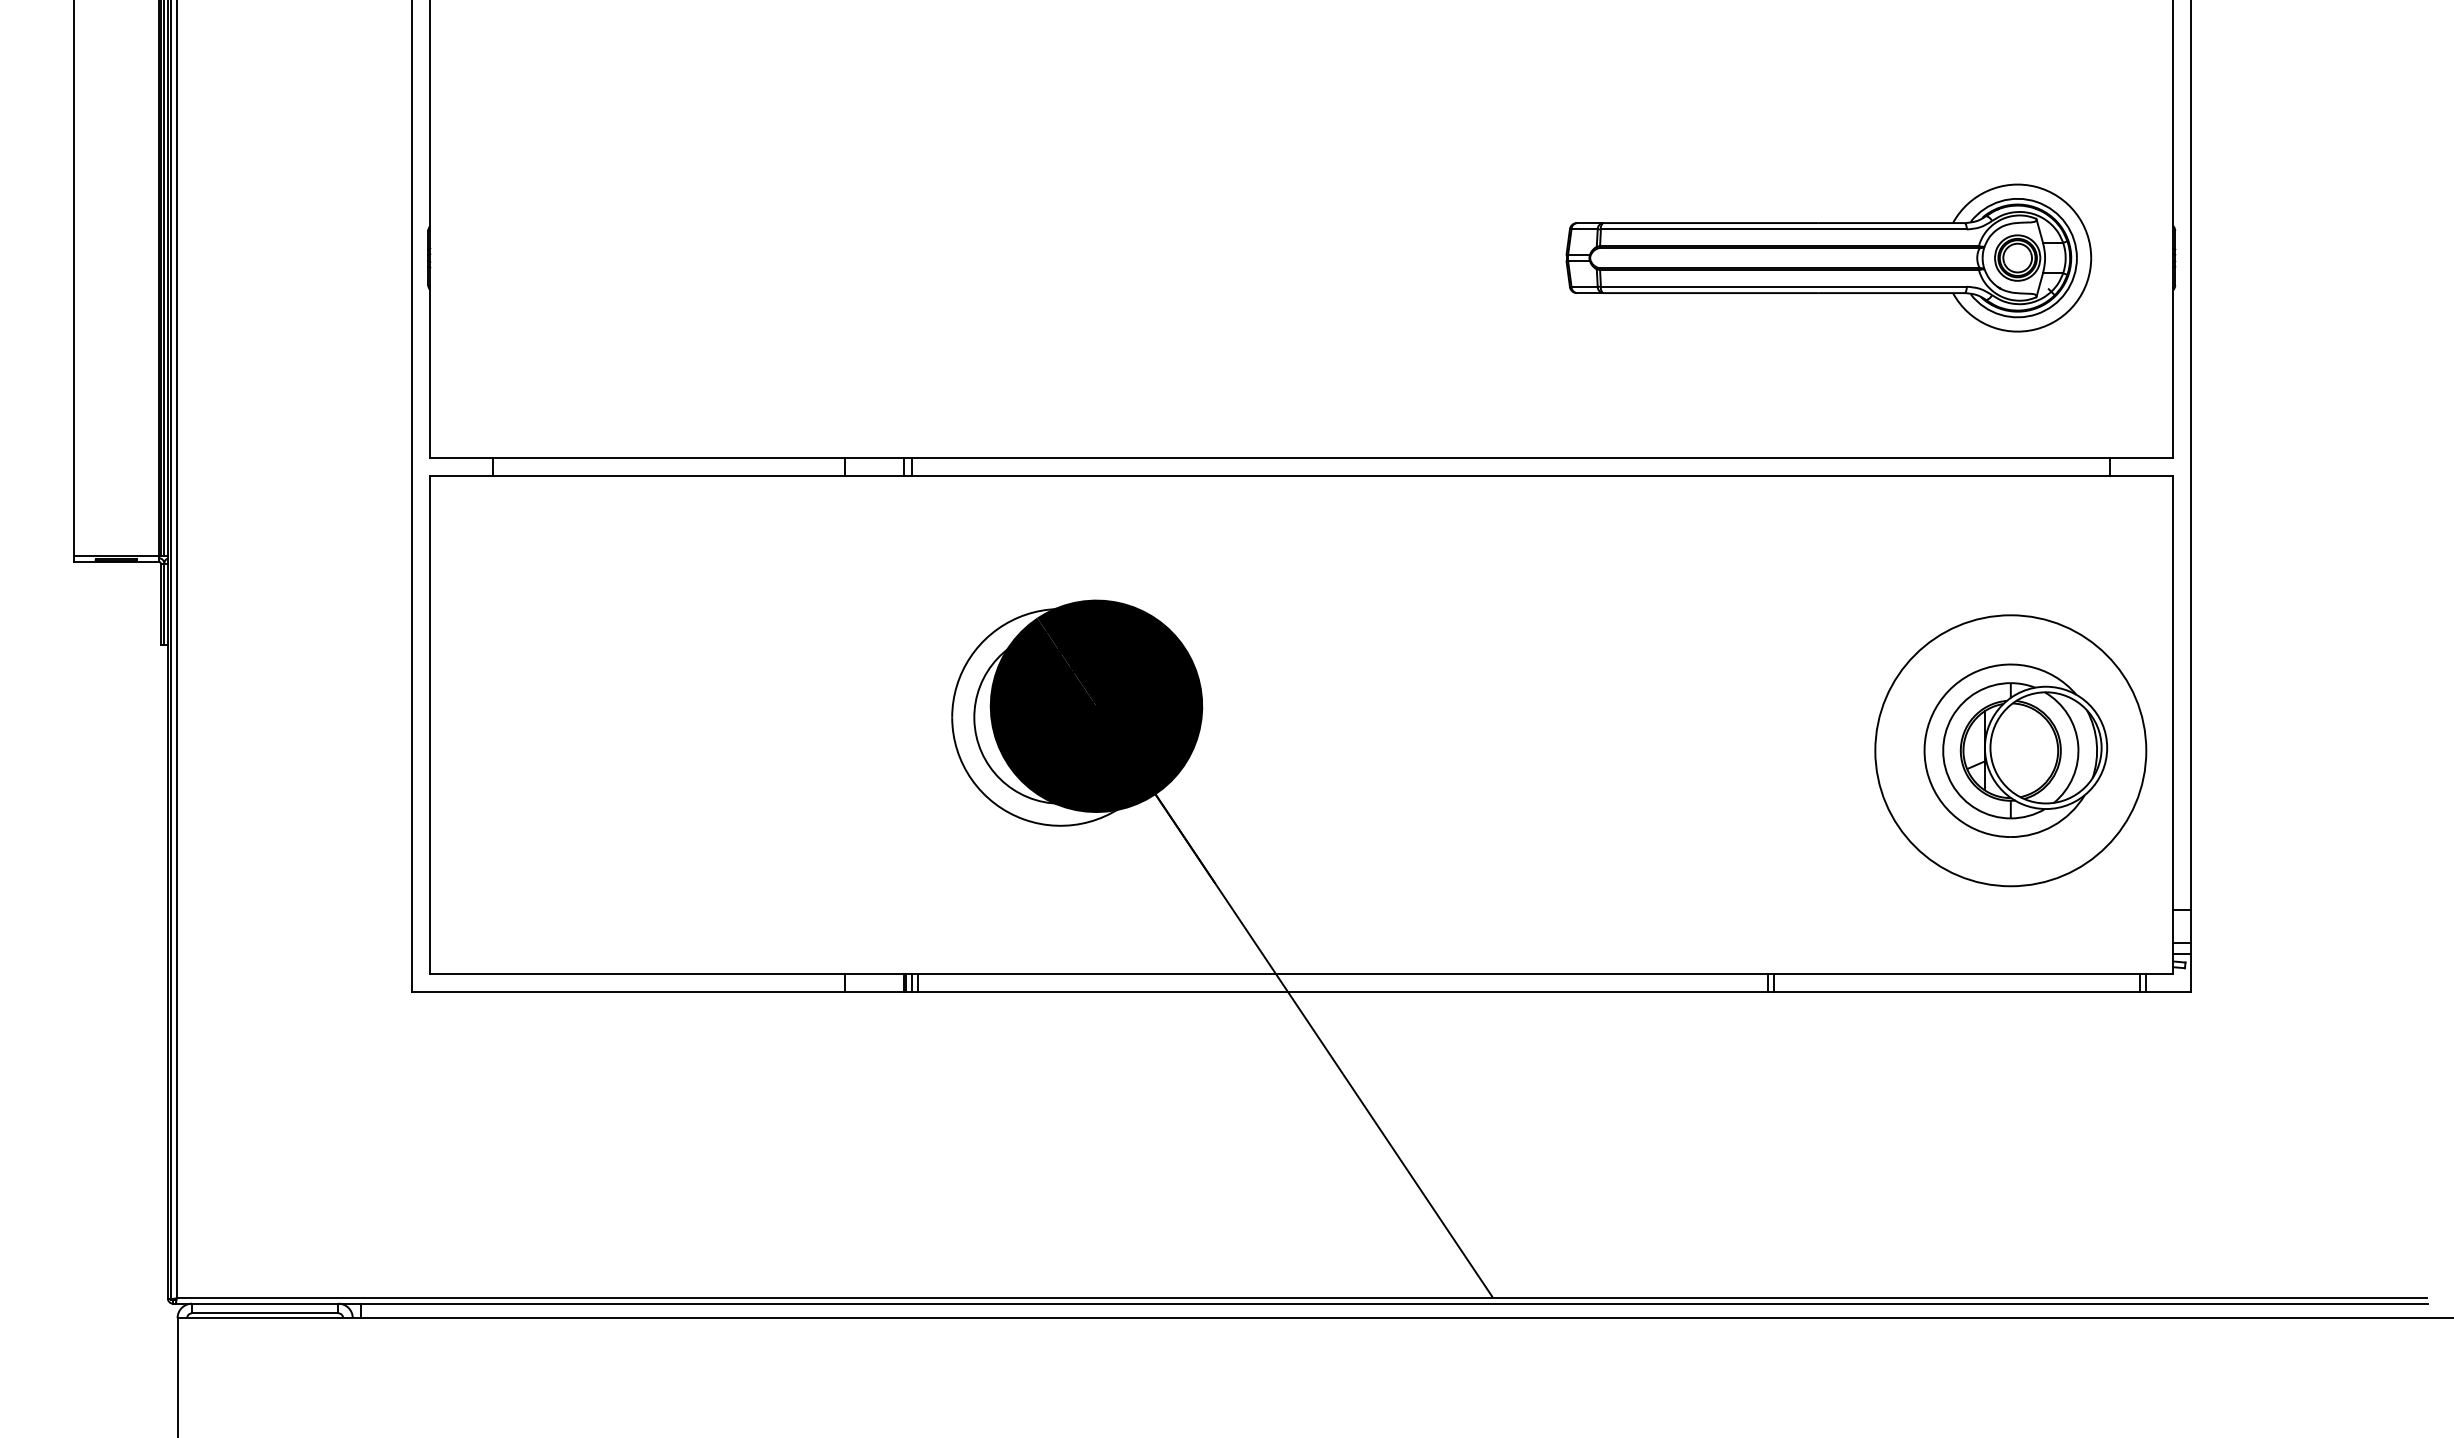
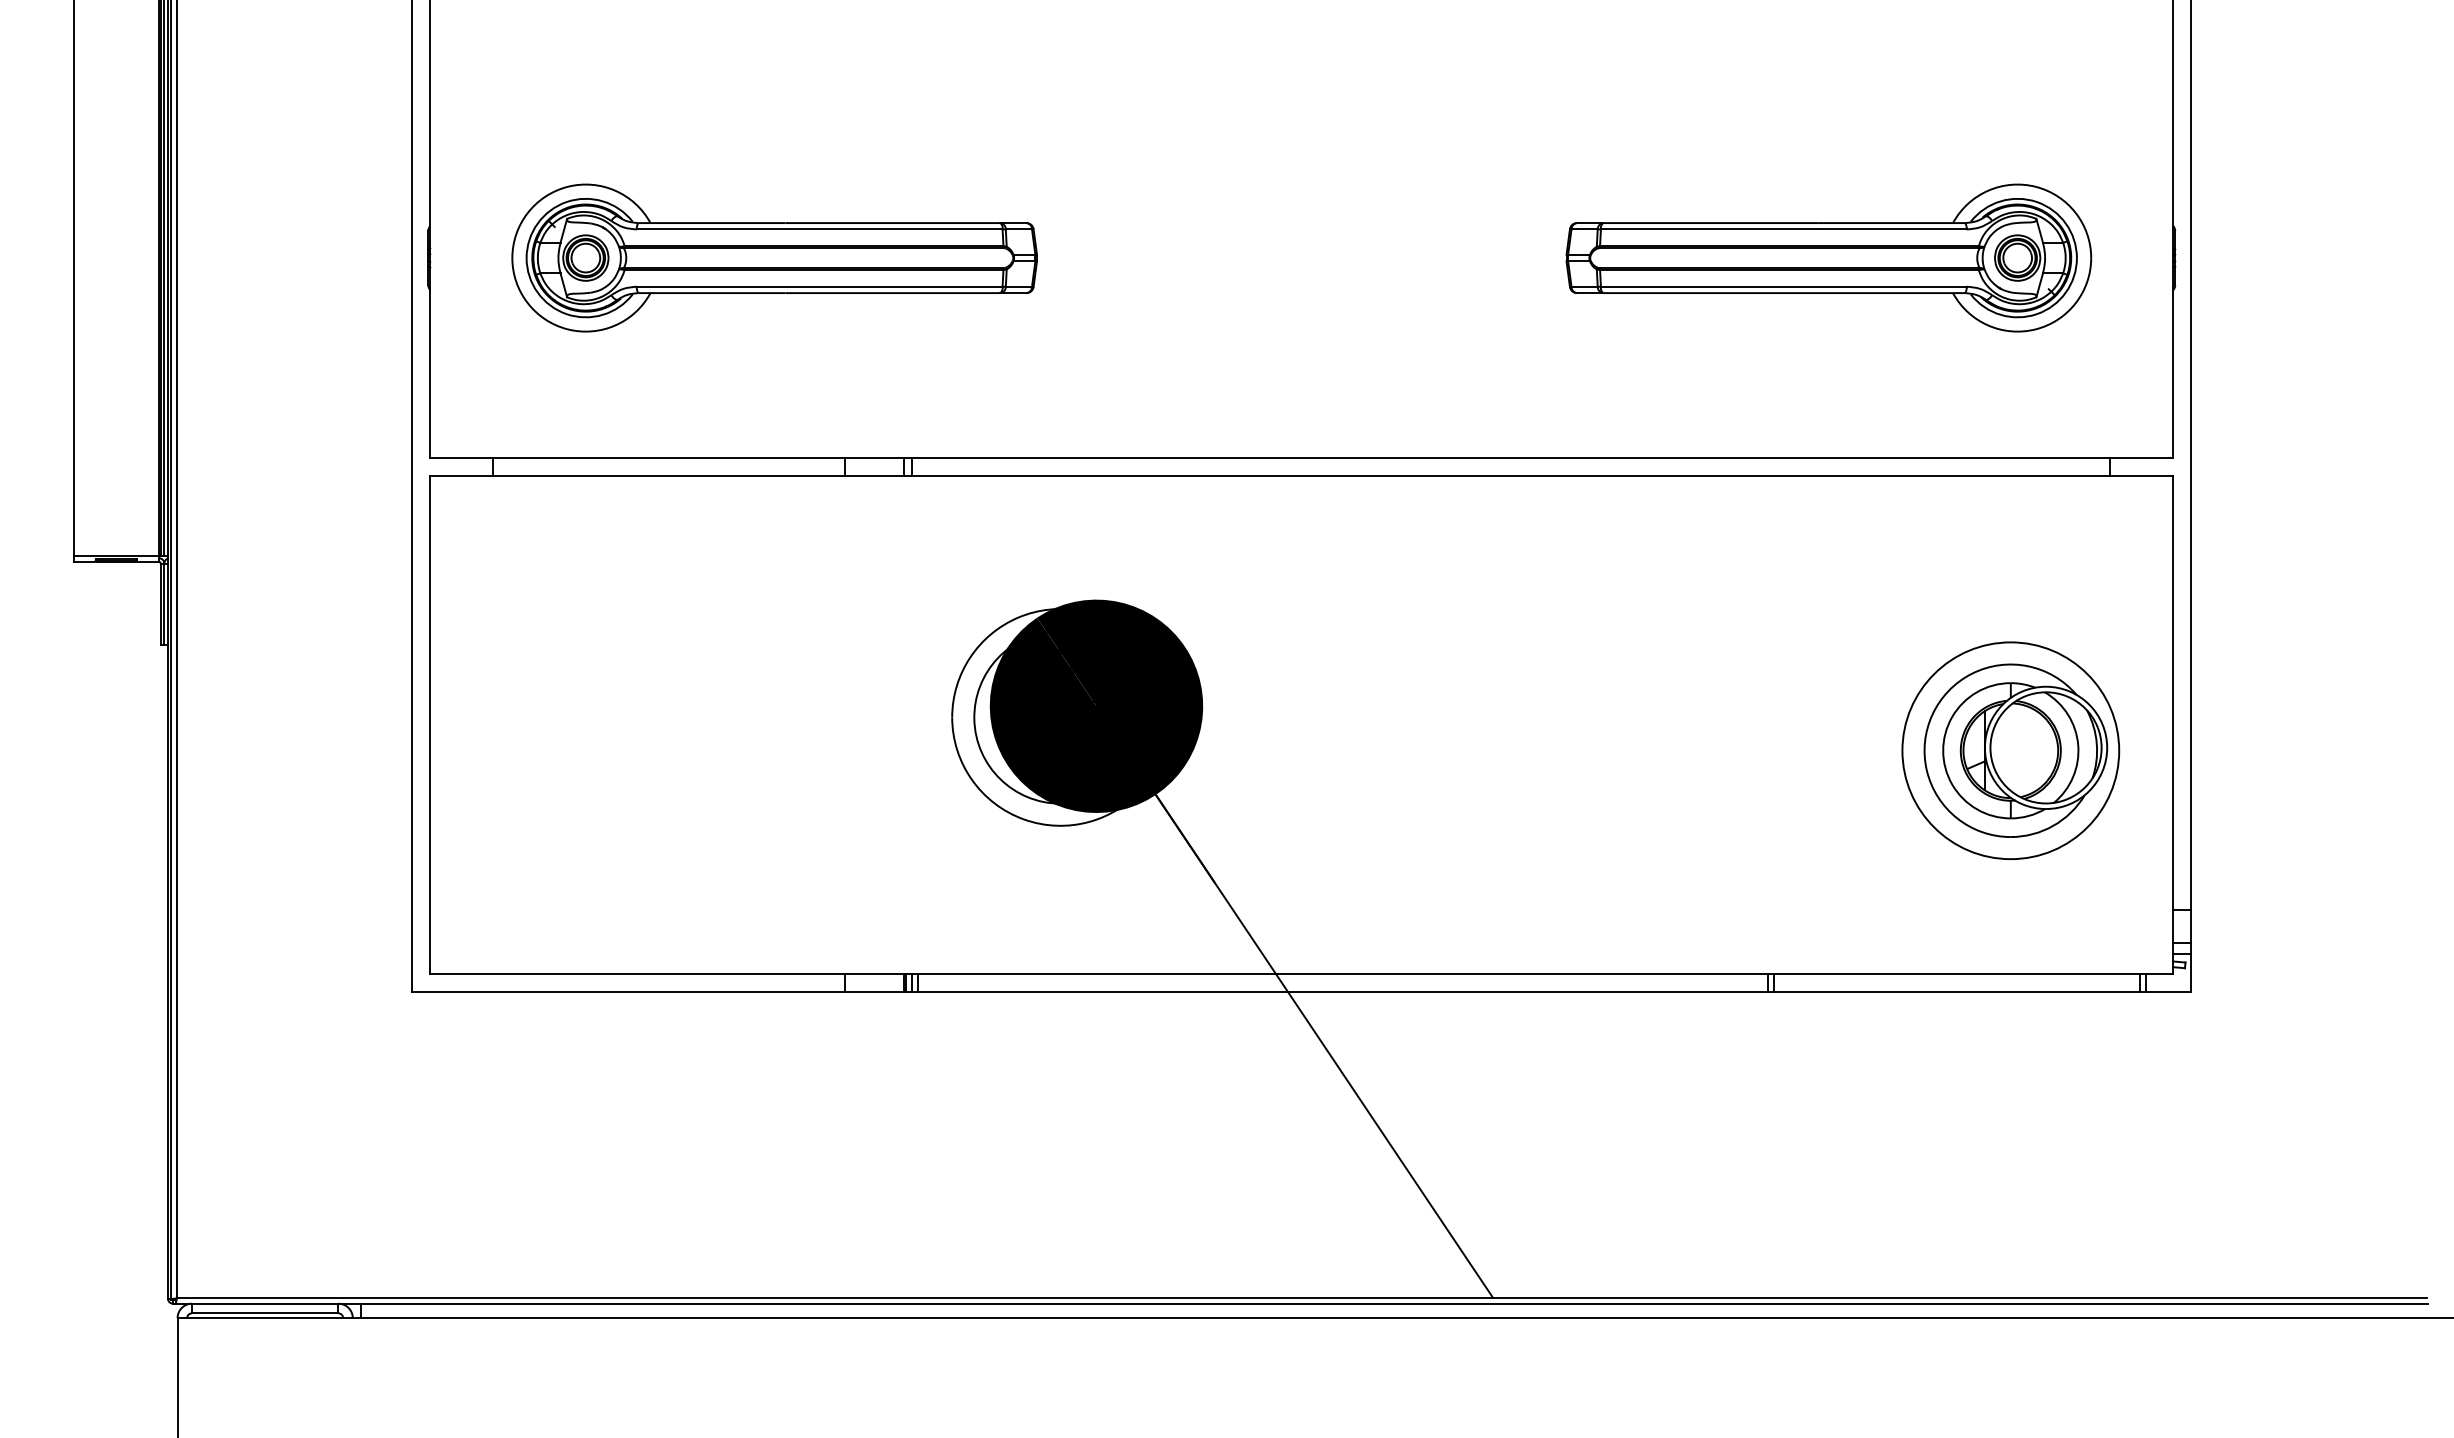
part: none -> present (774, 257)
circle diameter: 271 px -> 217 px (2010, 750)
